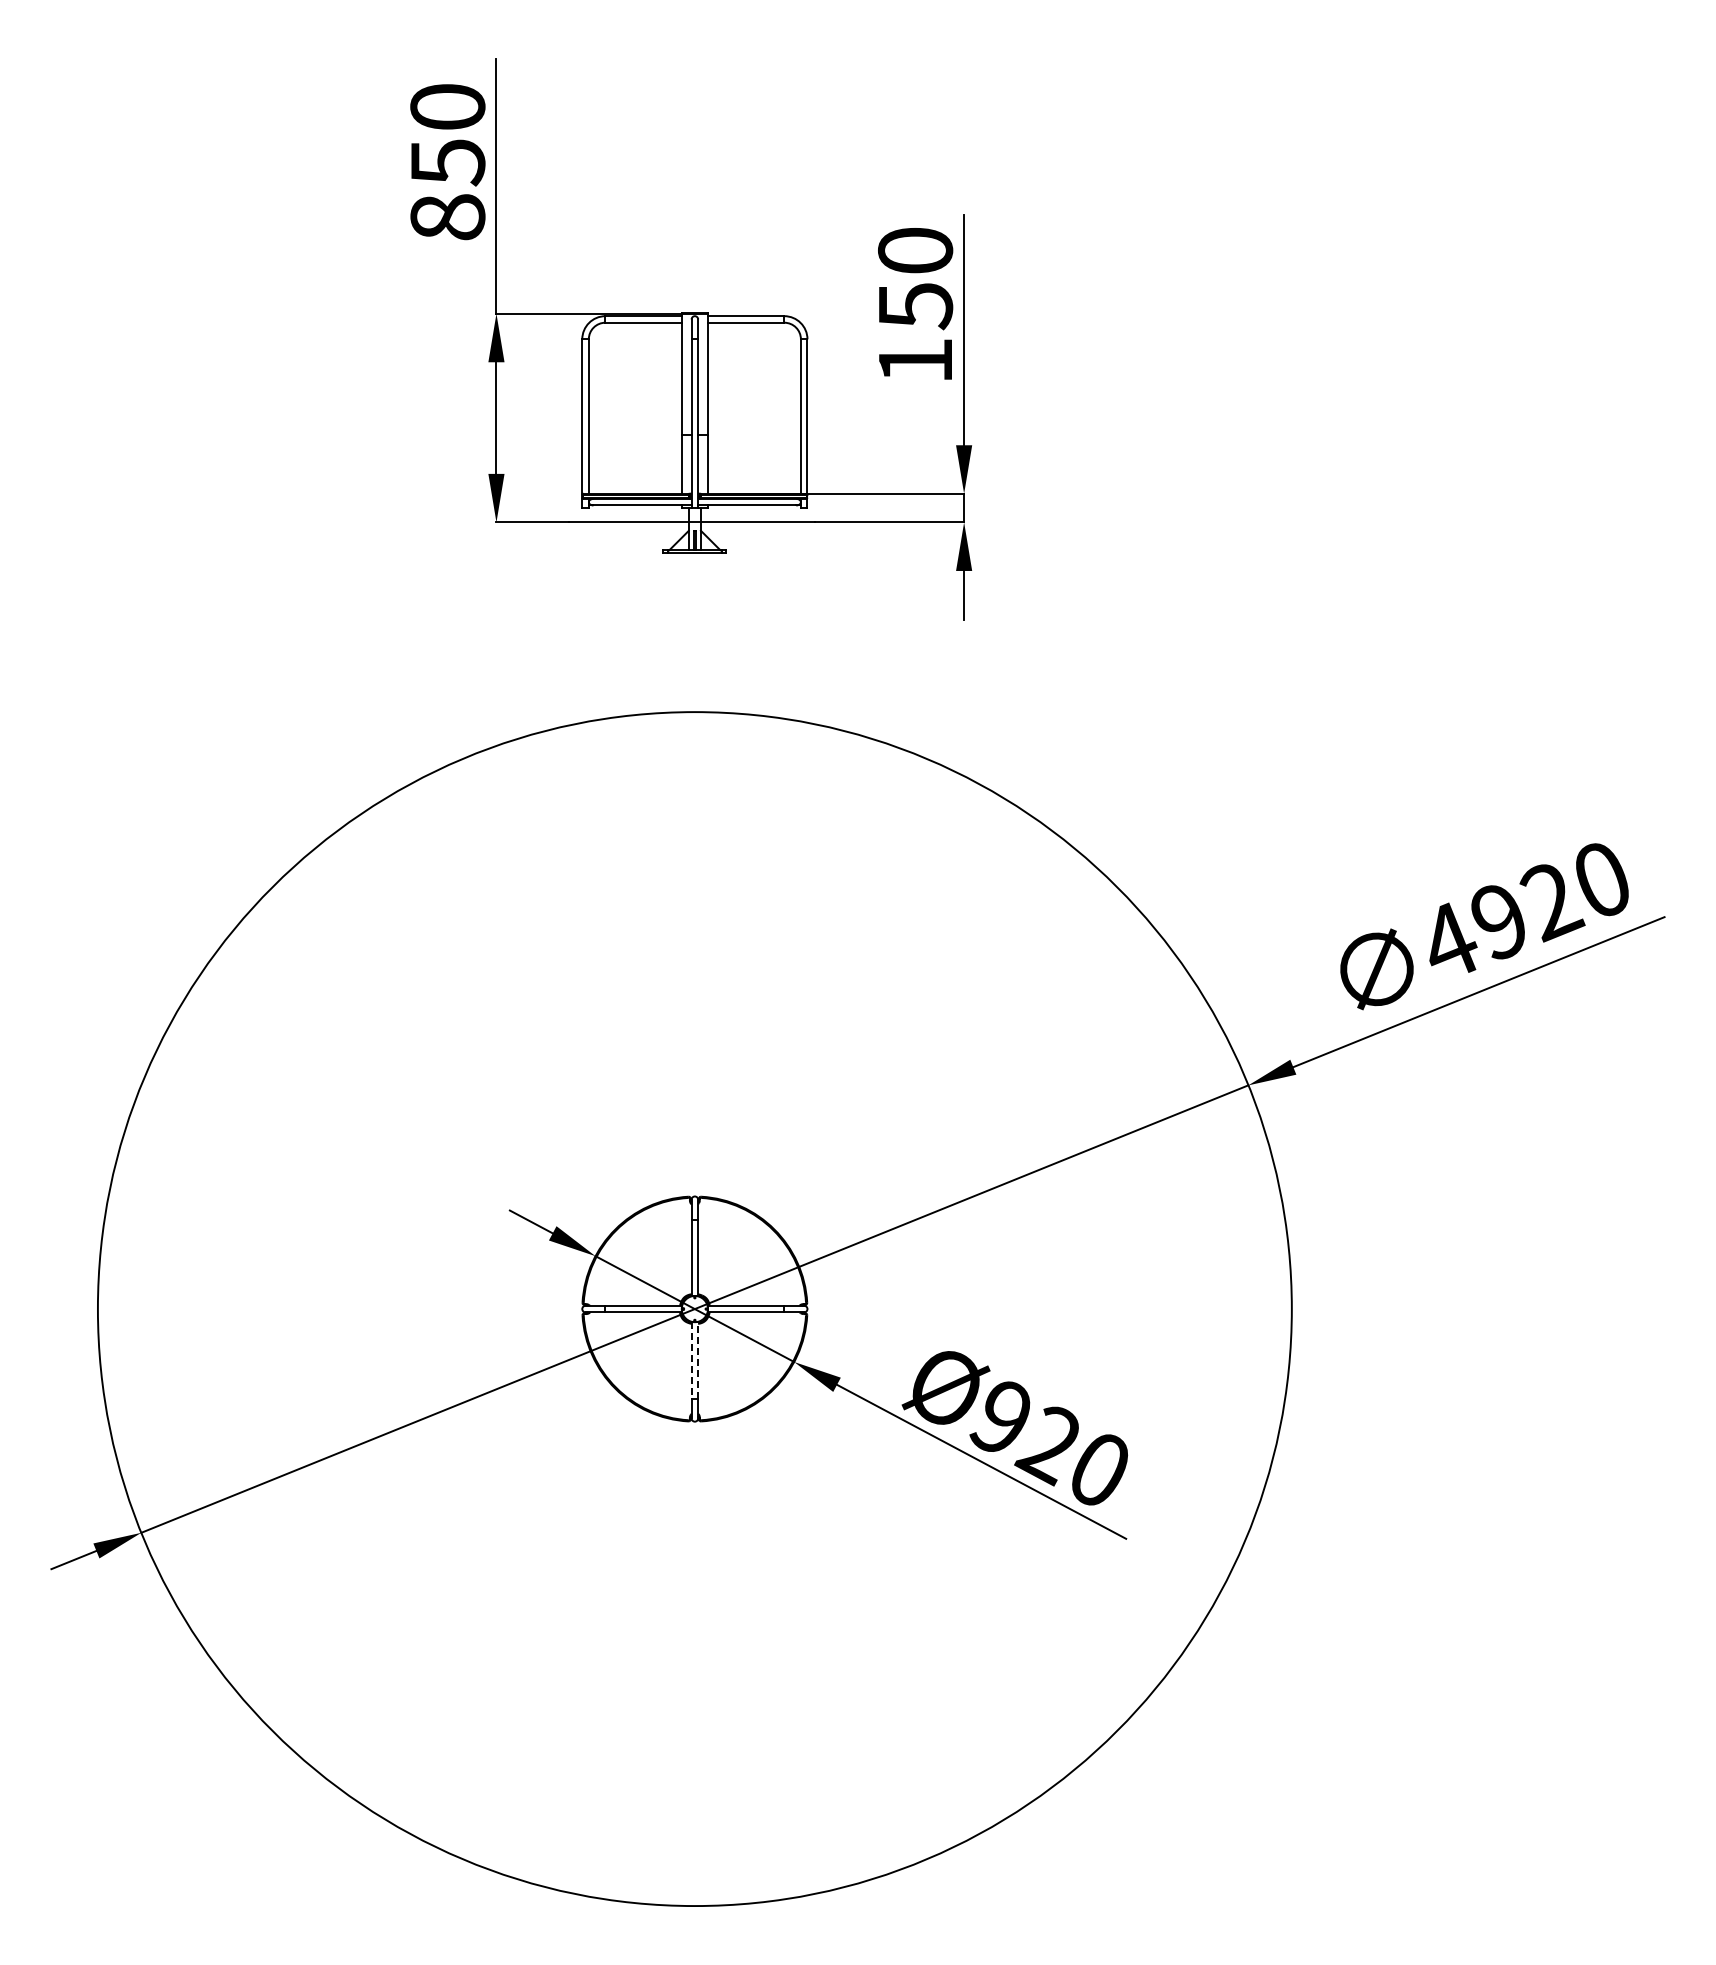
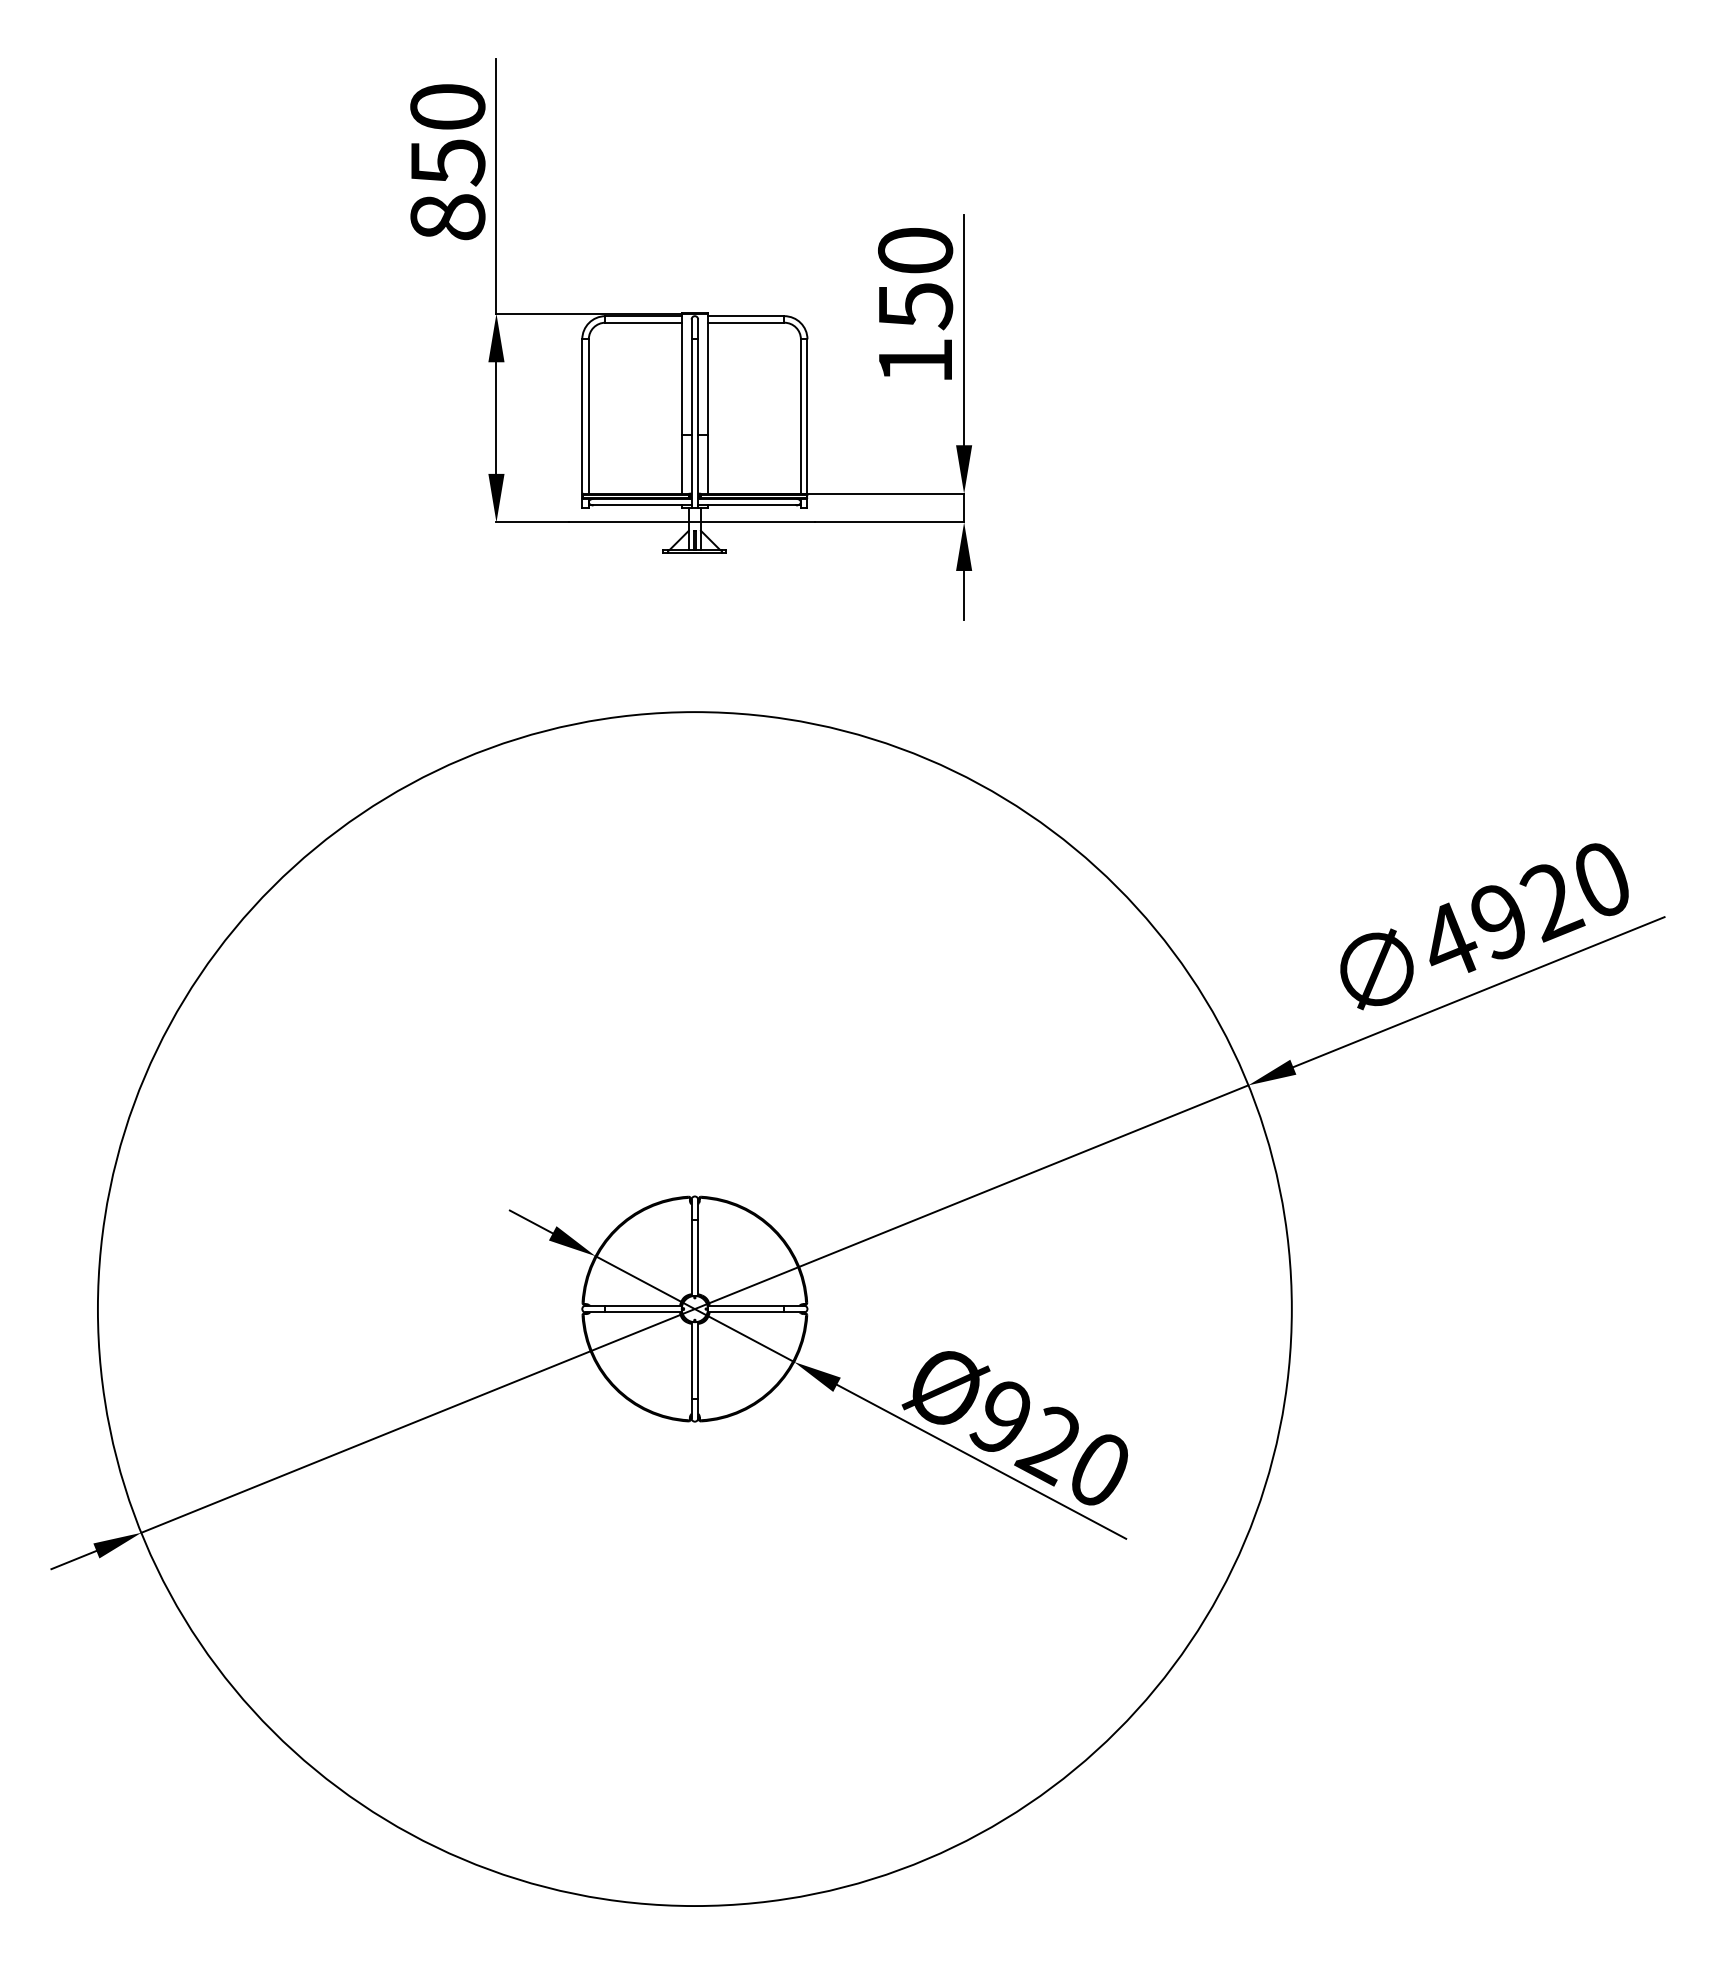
line: dashed -> solid (698, 1359)
line: dashed -> solid (691, 1360)
